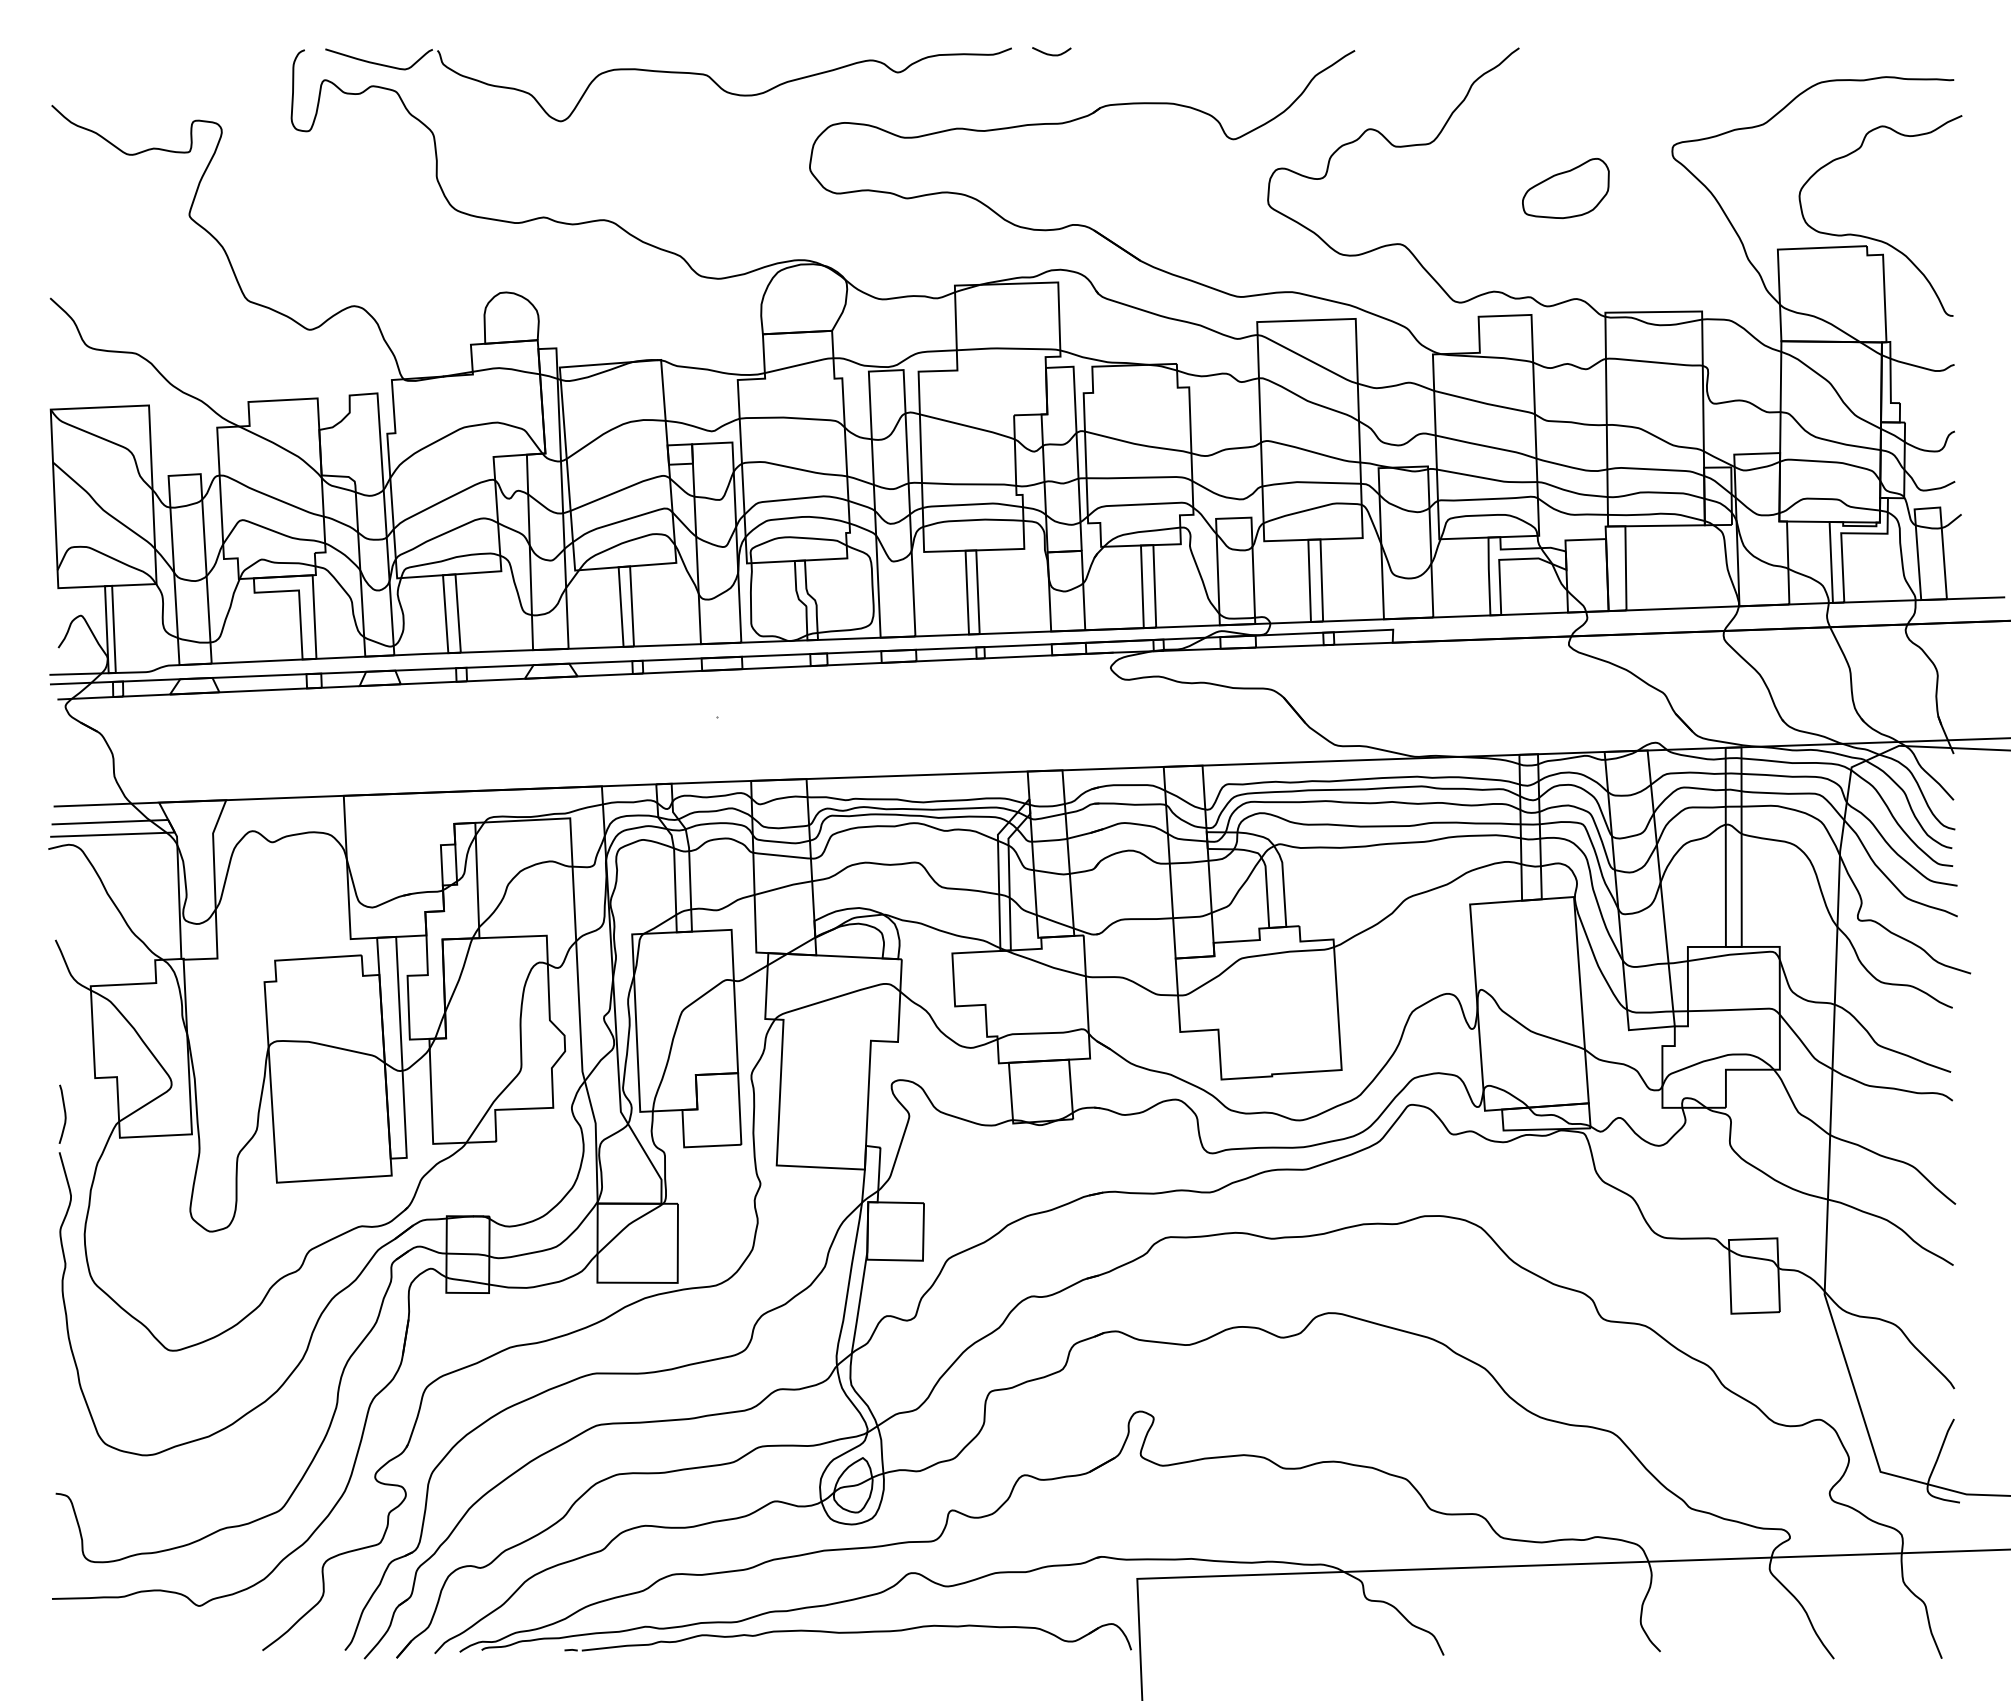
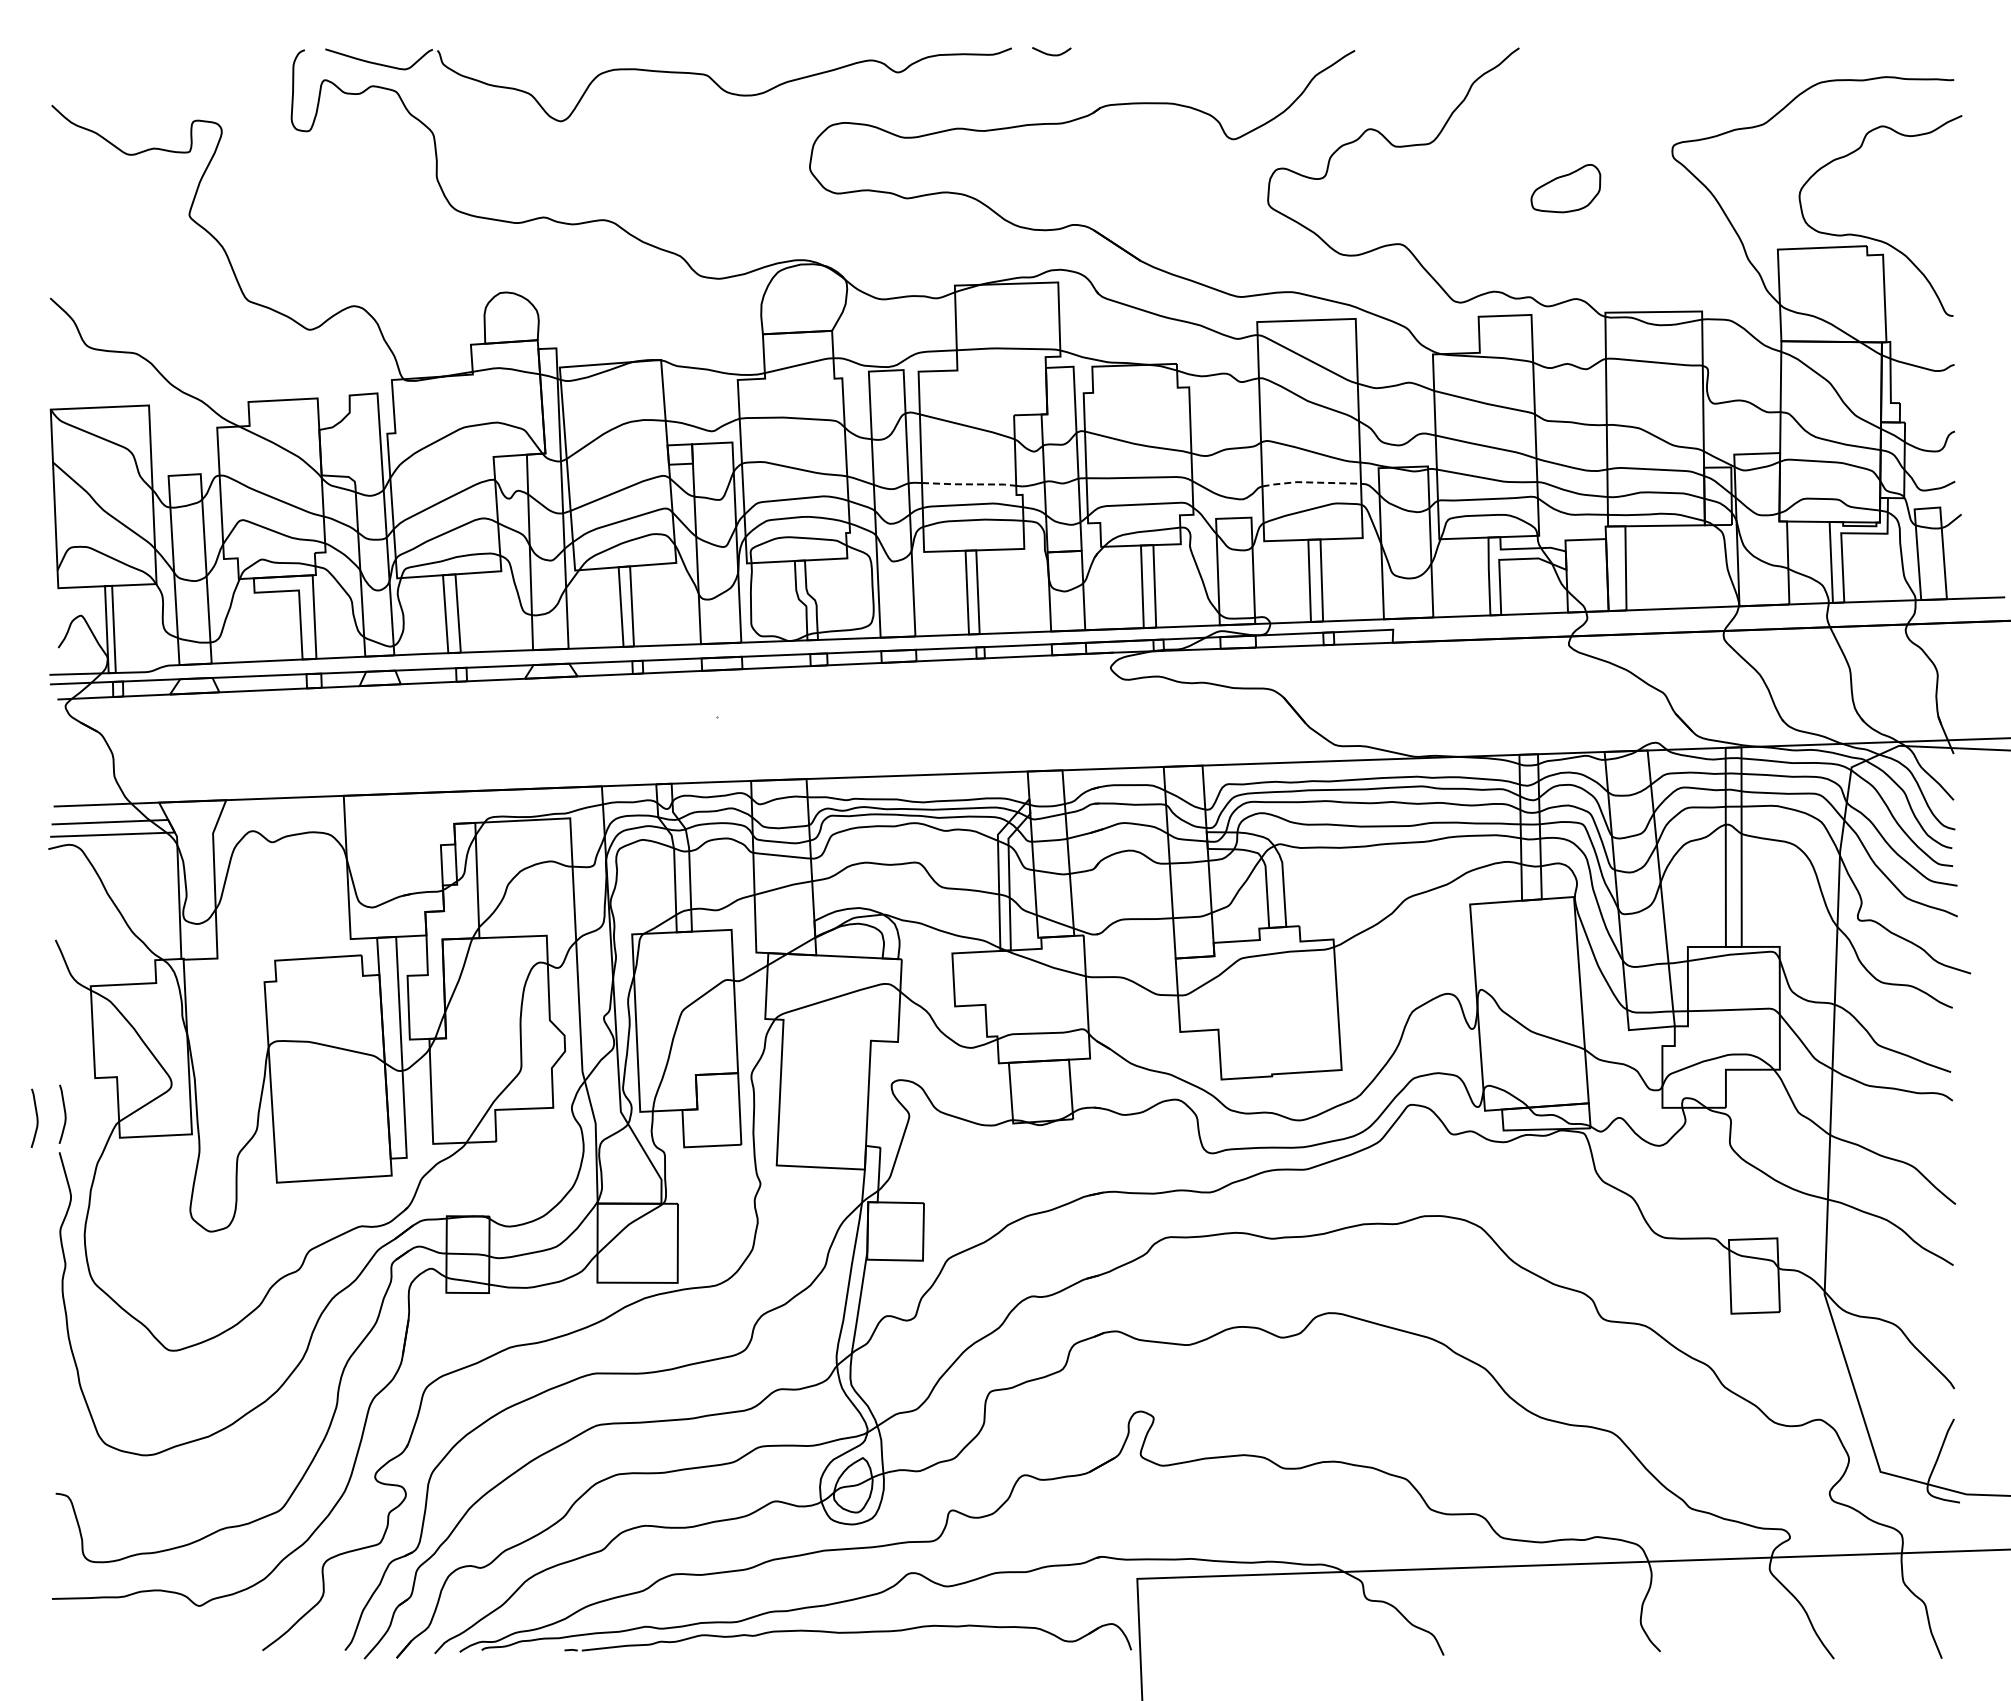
part size: 88x62 px -> 72x50 px (1565, 188)
line: solid -> dashed (1310, 482)
line: solid -> dashed (969, 484)
curve: none -> present (36, 1117)
